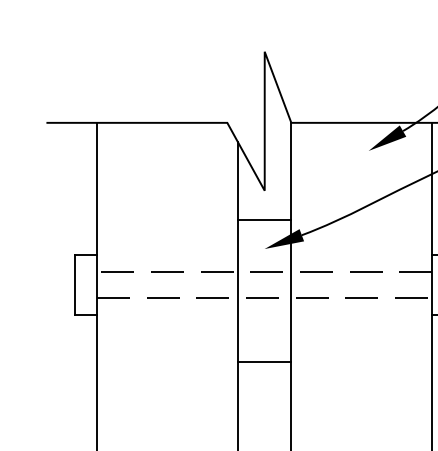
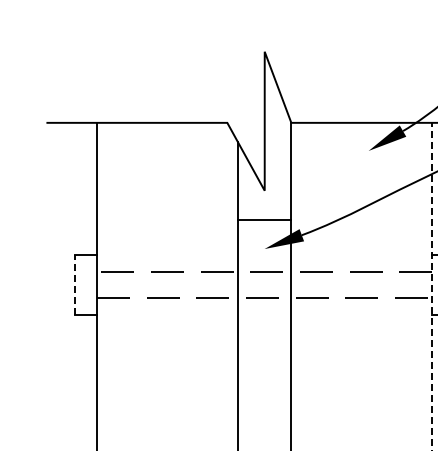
line: solid -> dashed (74, 284)
line: solid -> dashed (432, 286)
line: present -> none (264, 361)
